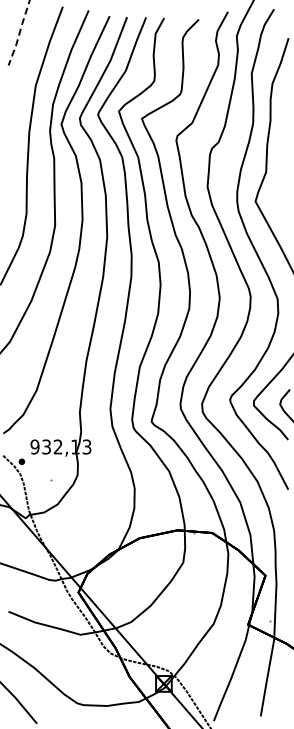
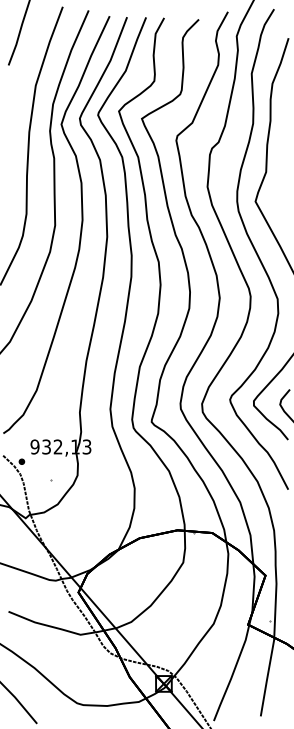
line: dashed -> solid (19, 33)
